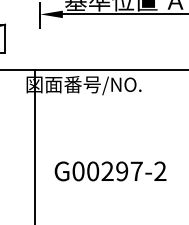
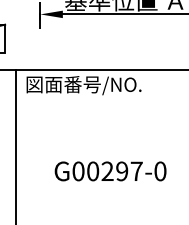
line position: (35, 145) -> (16, 145) (16, 145)
text: G00297-2 -> G00297-0 (160, 171)
